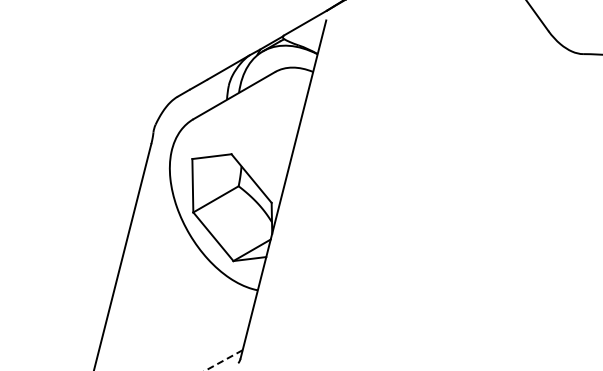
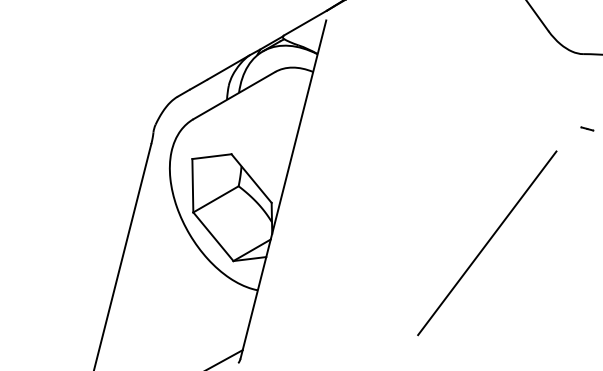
line: none -> present (587, 128)
line: none -> present (487, 243)
line: dashed -> solid (223, 360)
